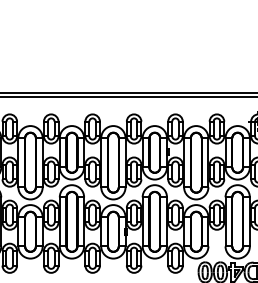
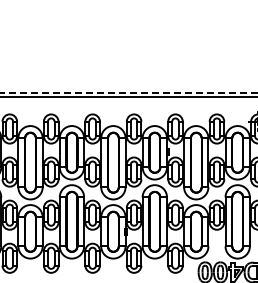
line: solid -> dashed (129, 92)
